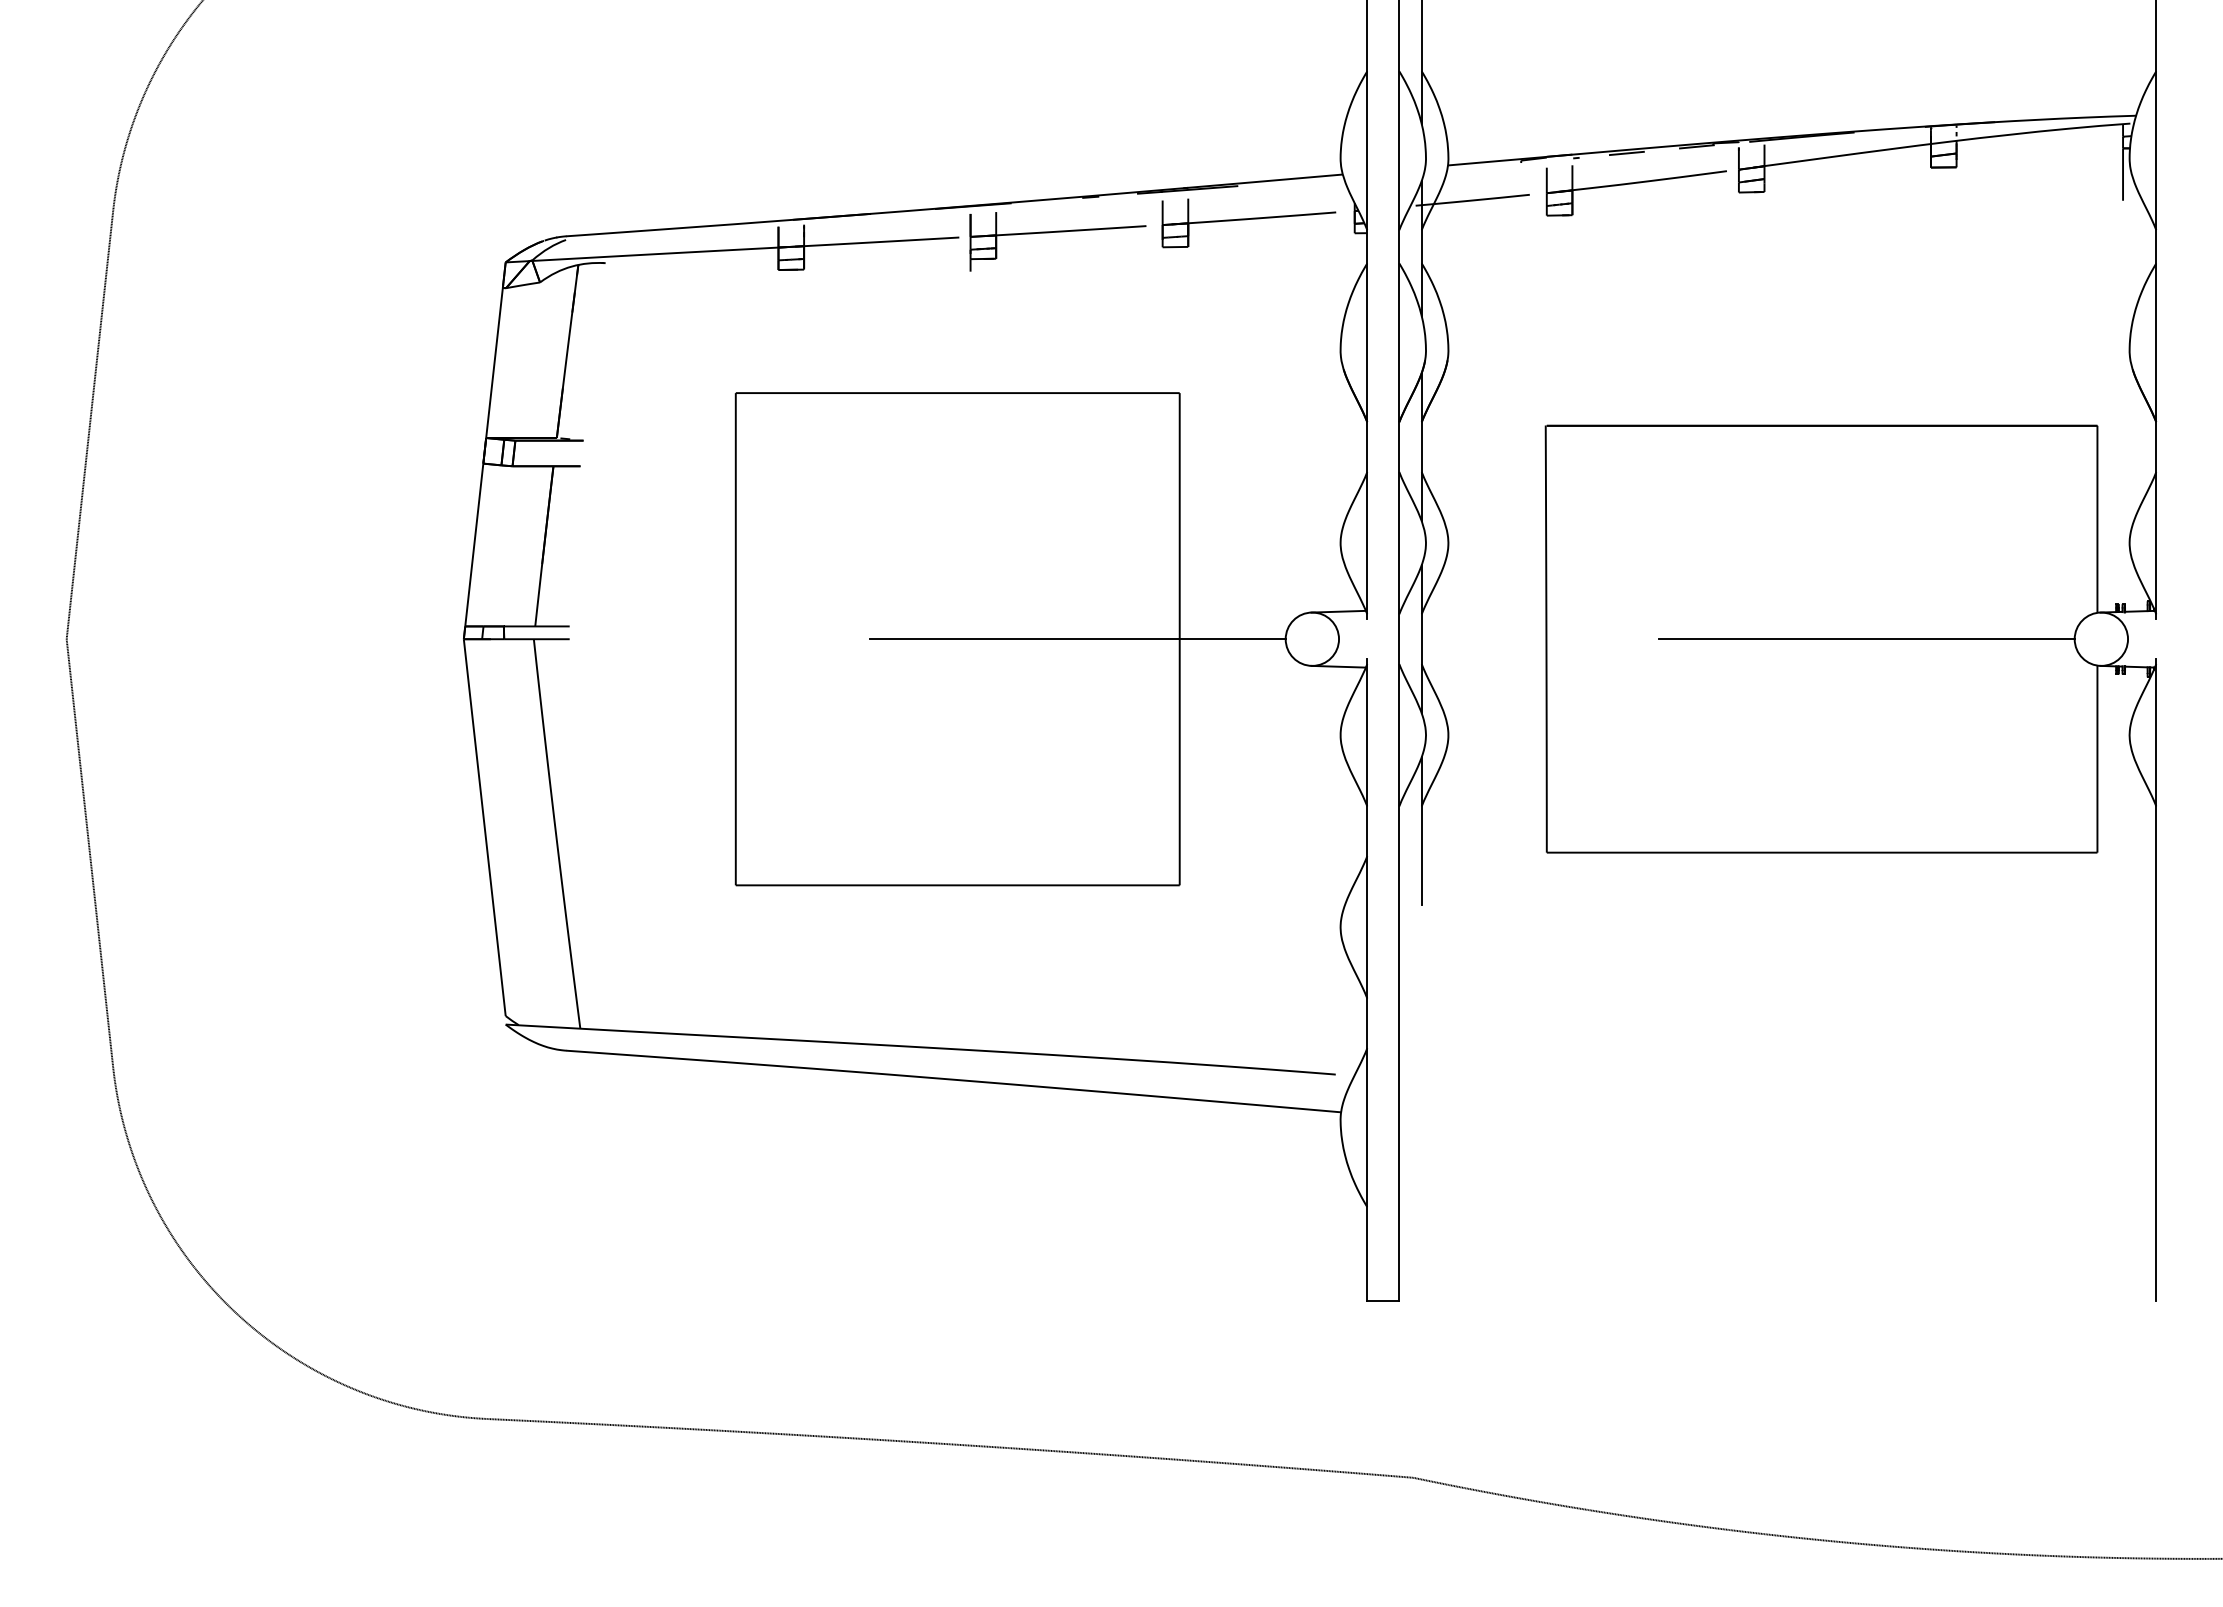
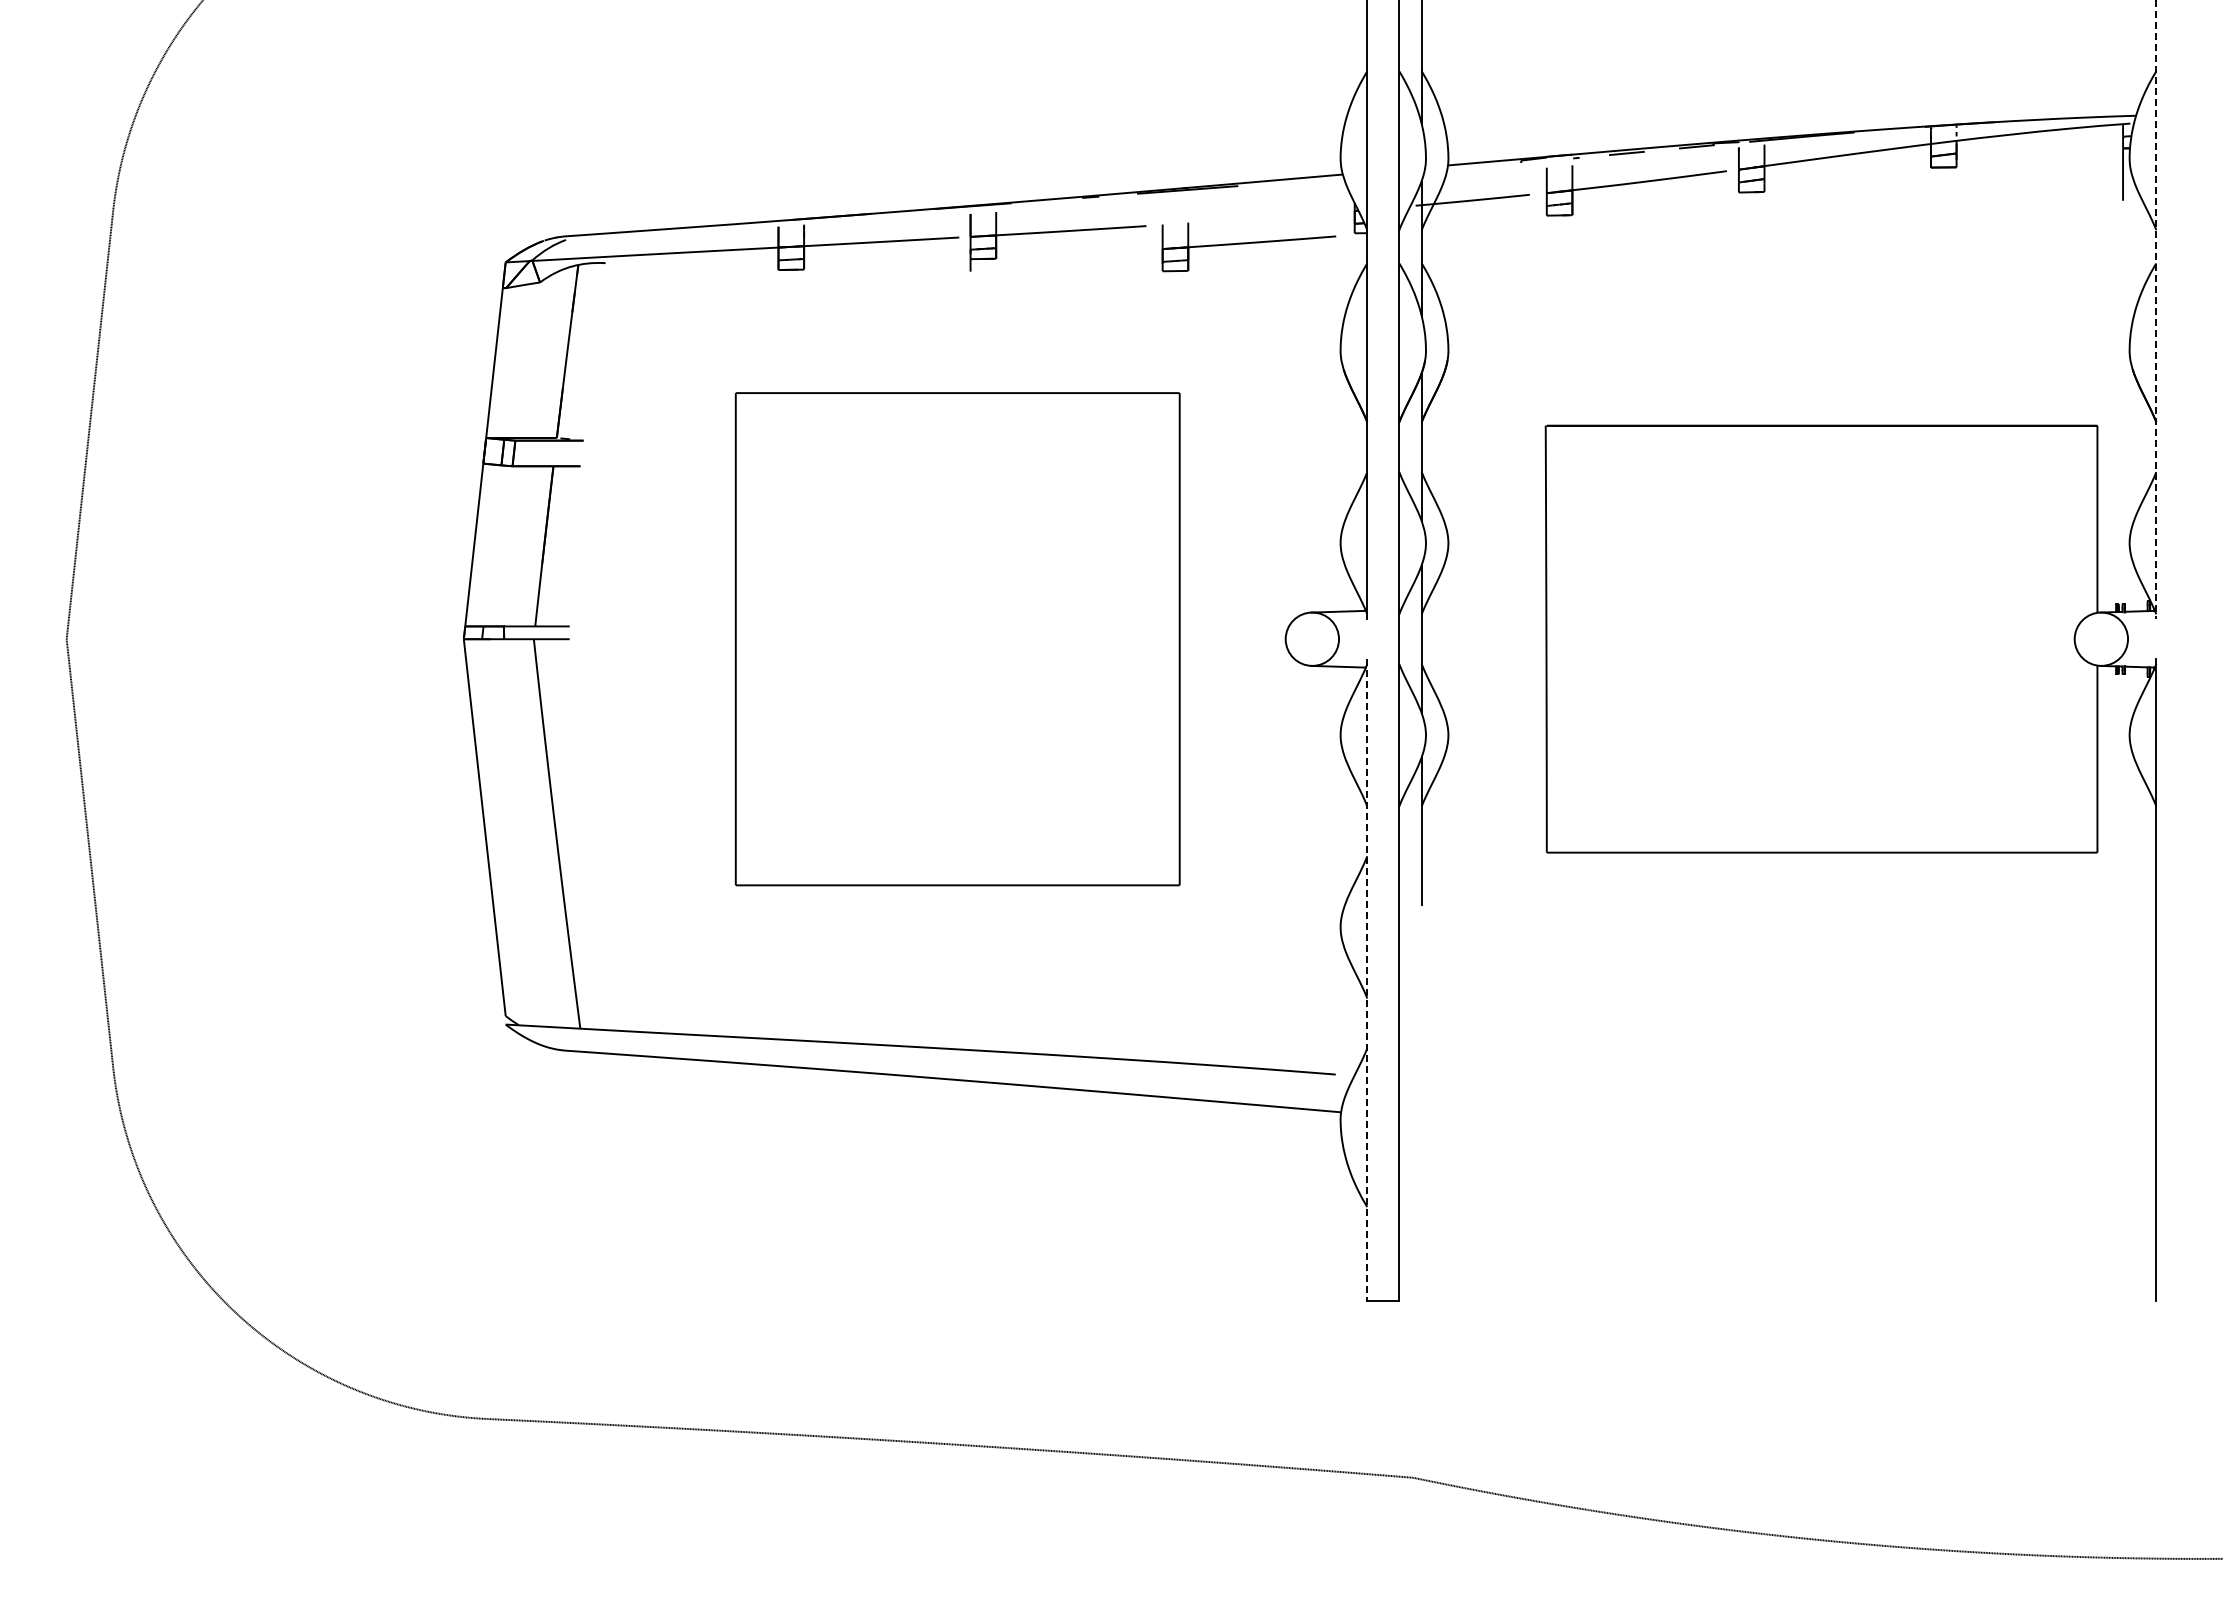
part position: (1248, 223) -> (1248, 247) (1248, 247)
line: solid -> dashed (2156, 310)
line: present -> none (1077, 639)
line: present -> none (1866, 639)
line: solid -> dashed (1367, 980)
